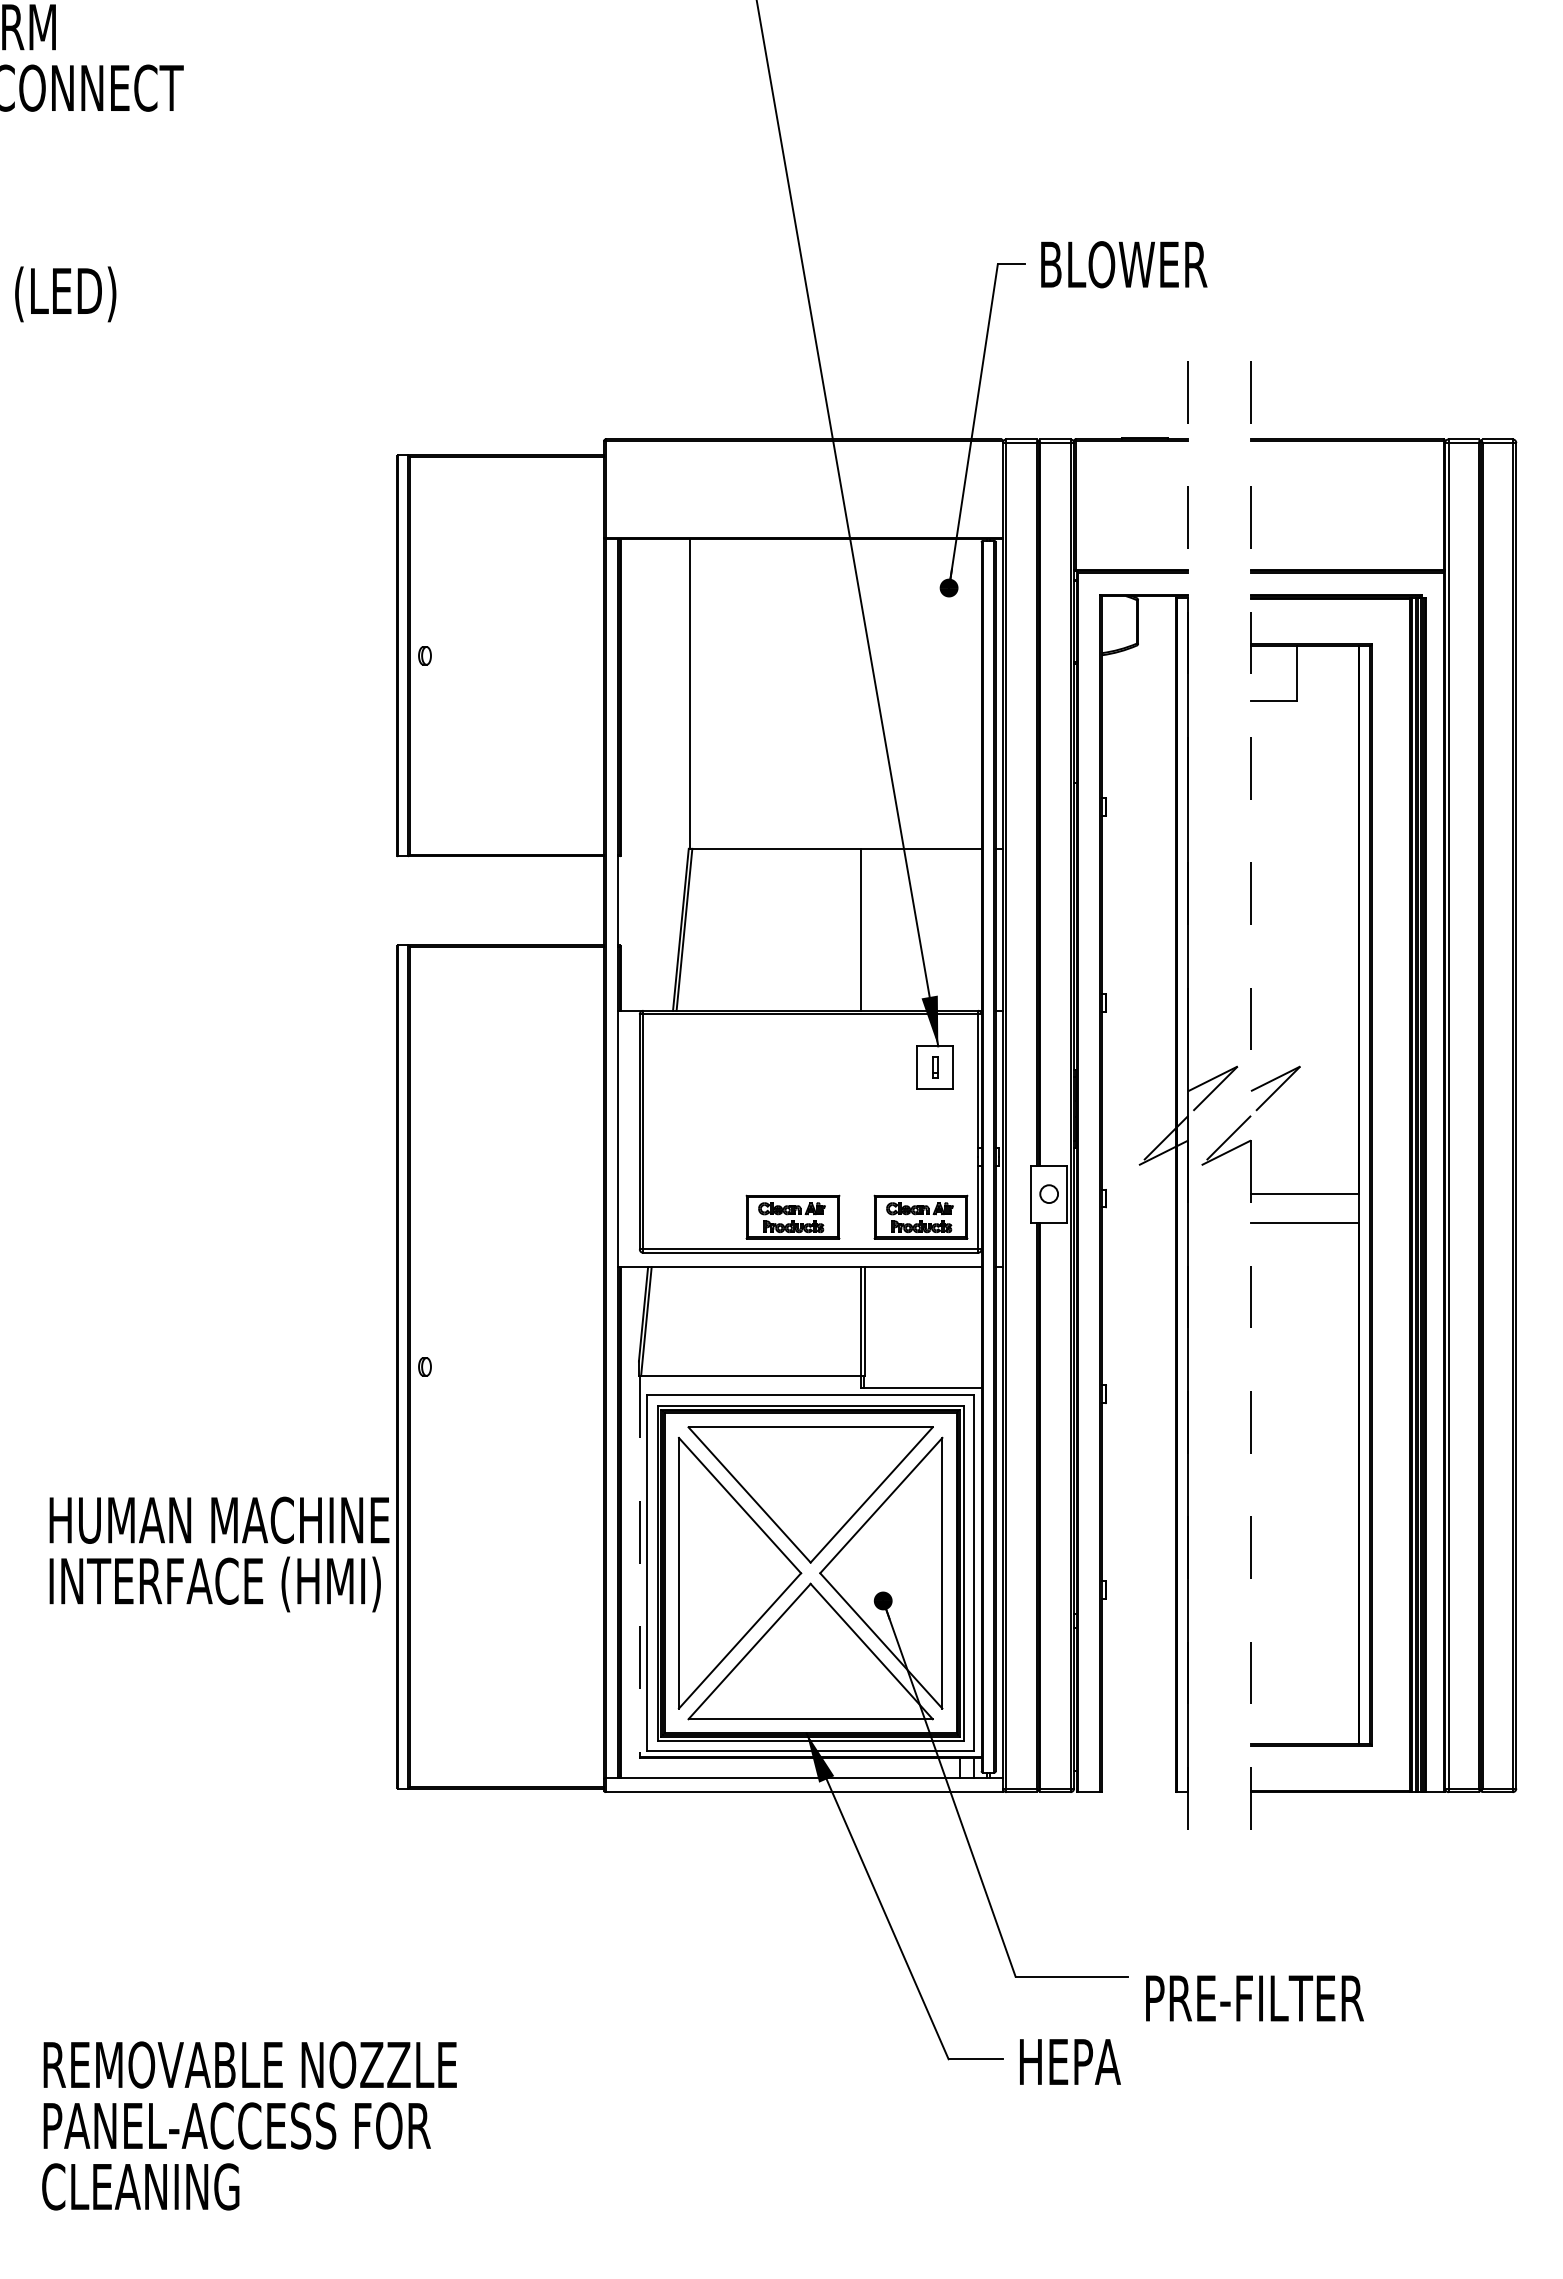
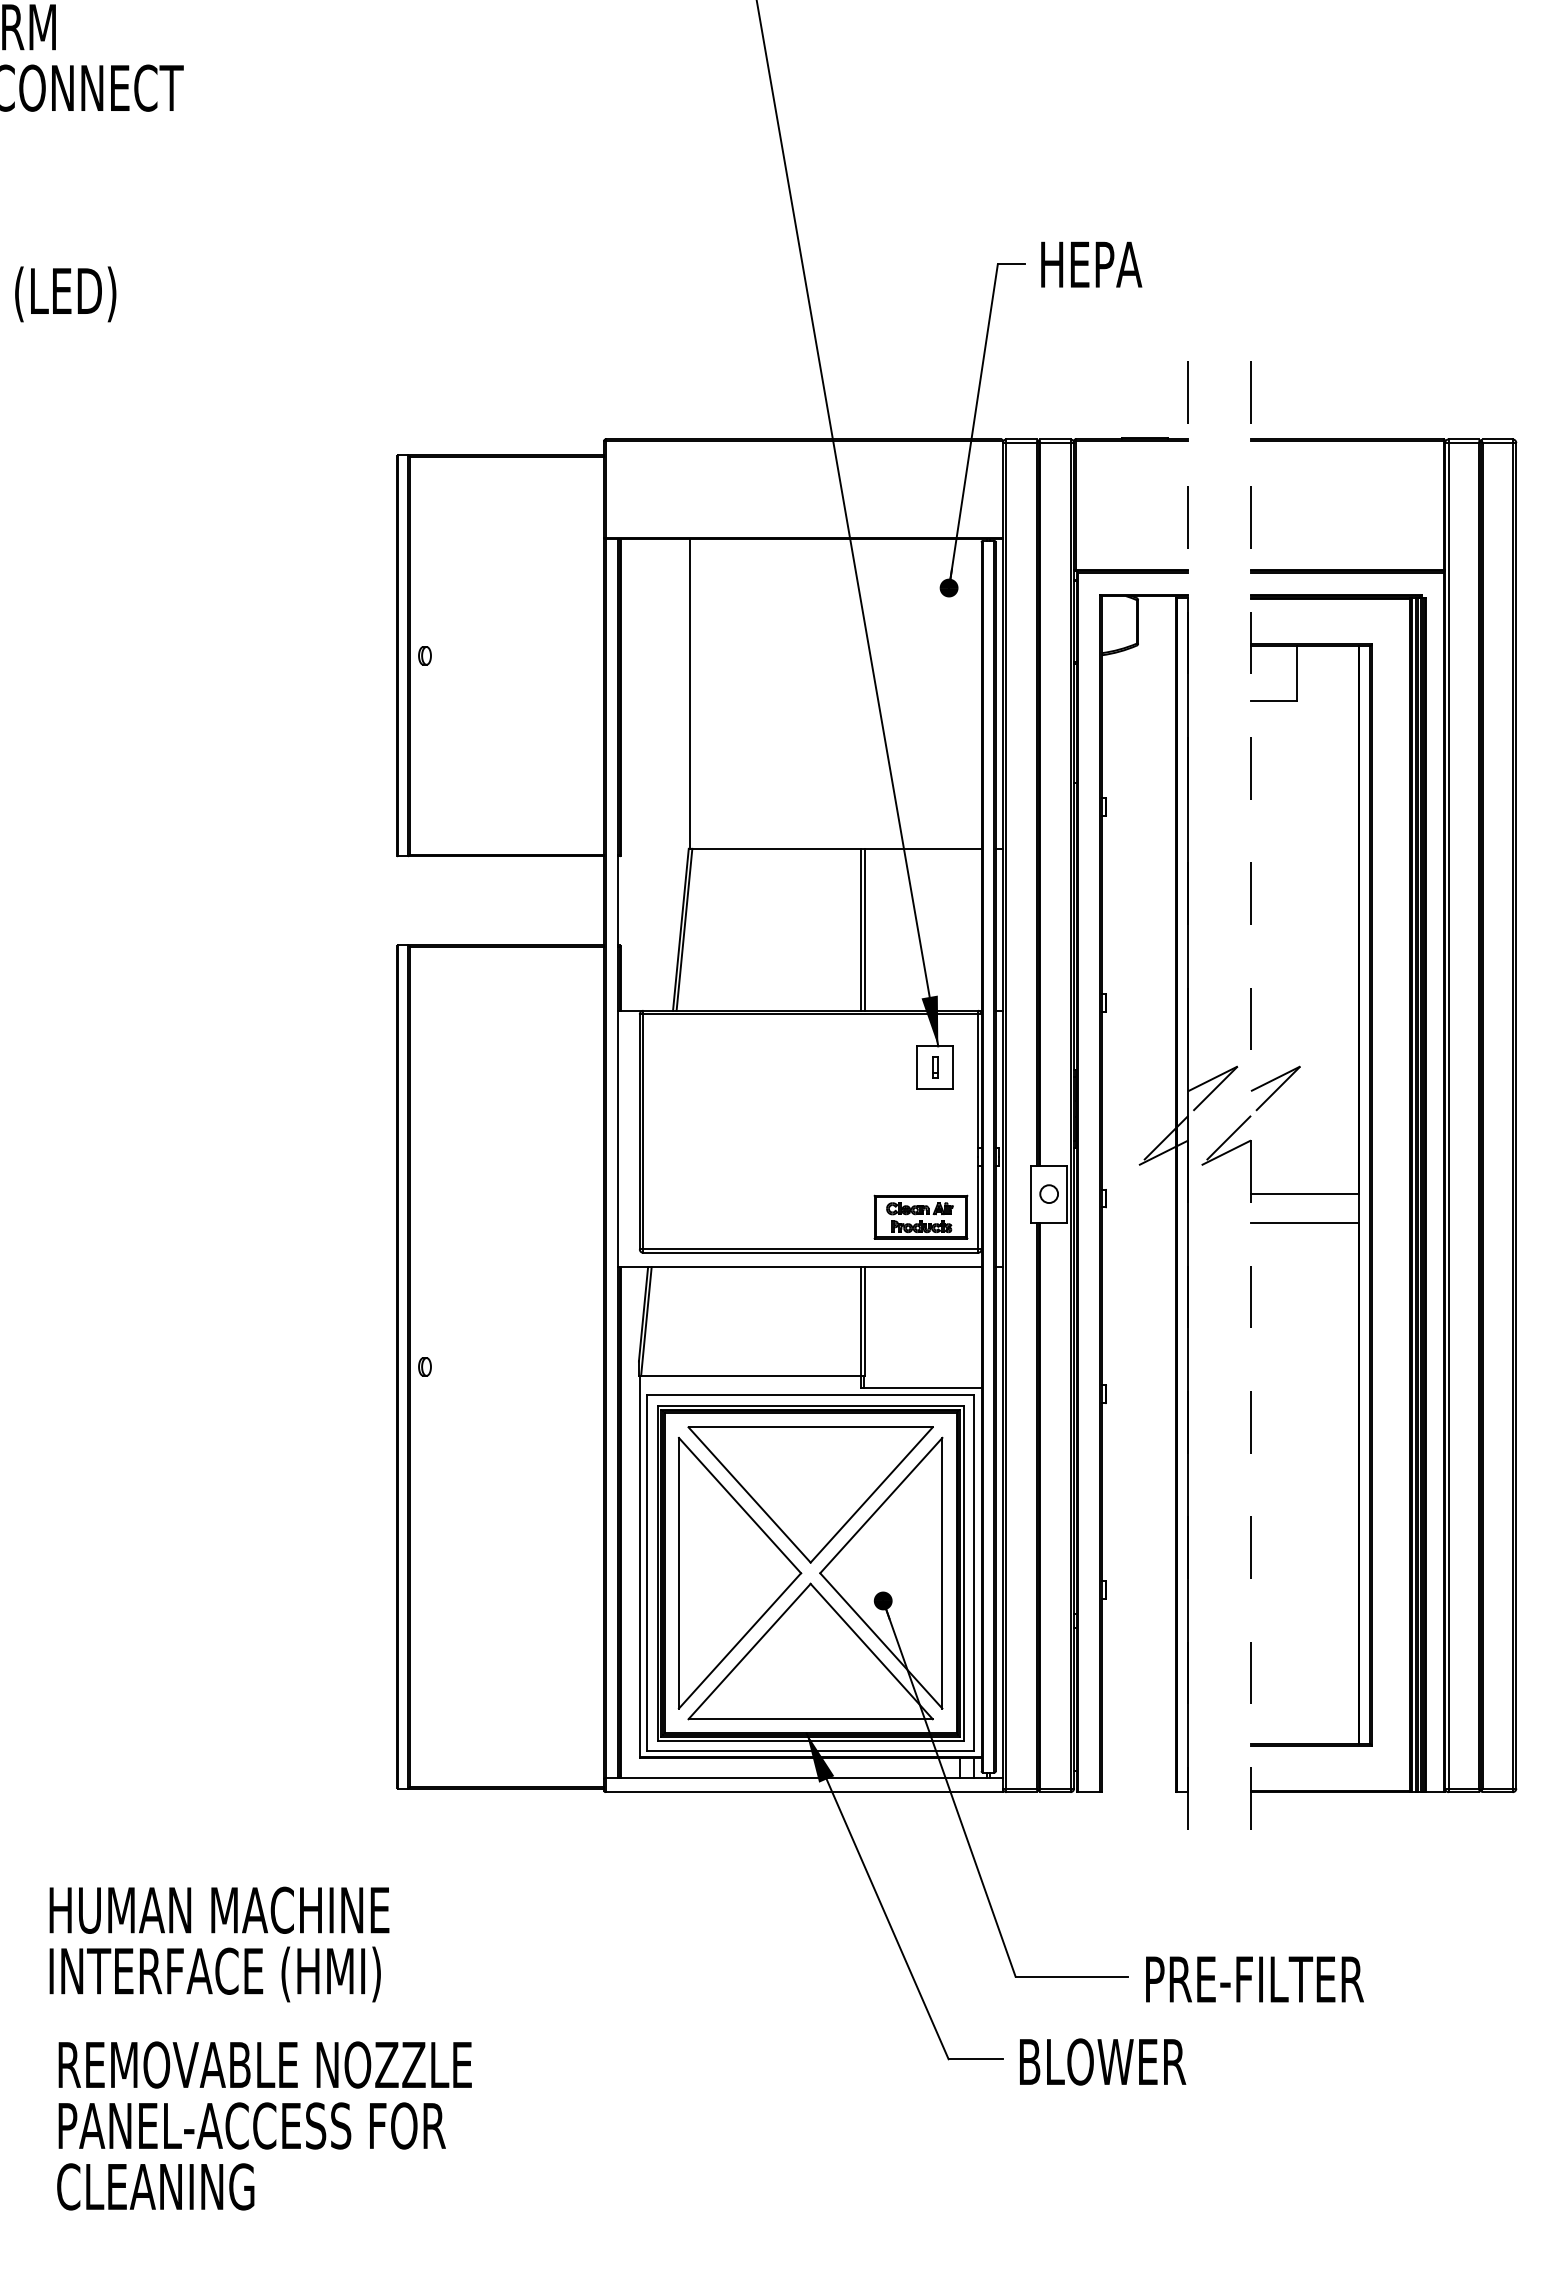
text: BLOWER -> HEPA (1126, 264)
line: none -> present (864, 929)
part: present -> none (792, 1216)
text position: (219, 1554) -> (219, 1944) (219, 1944)
line: dashed -> solid (639, 1566)
text position: (1254, 1998) -> (1254, 1979) (1254, 1979)
text: HEPA -> BLOWER (1104, 2061)
text position: (249, 2125) -> (264, 2125) (264, 2125)
